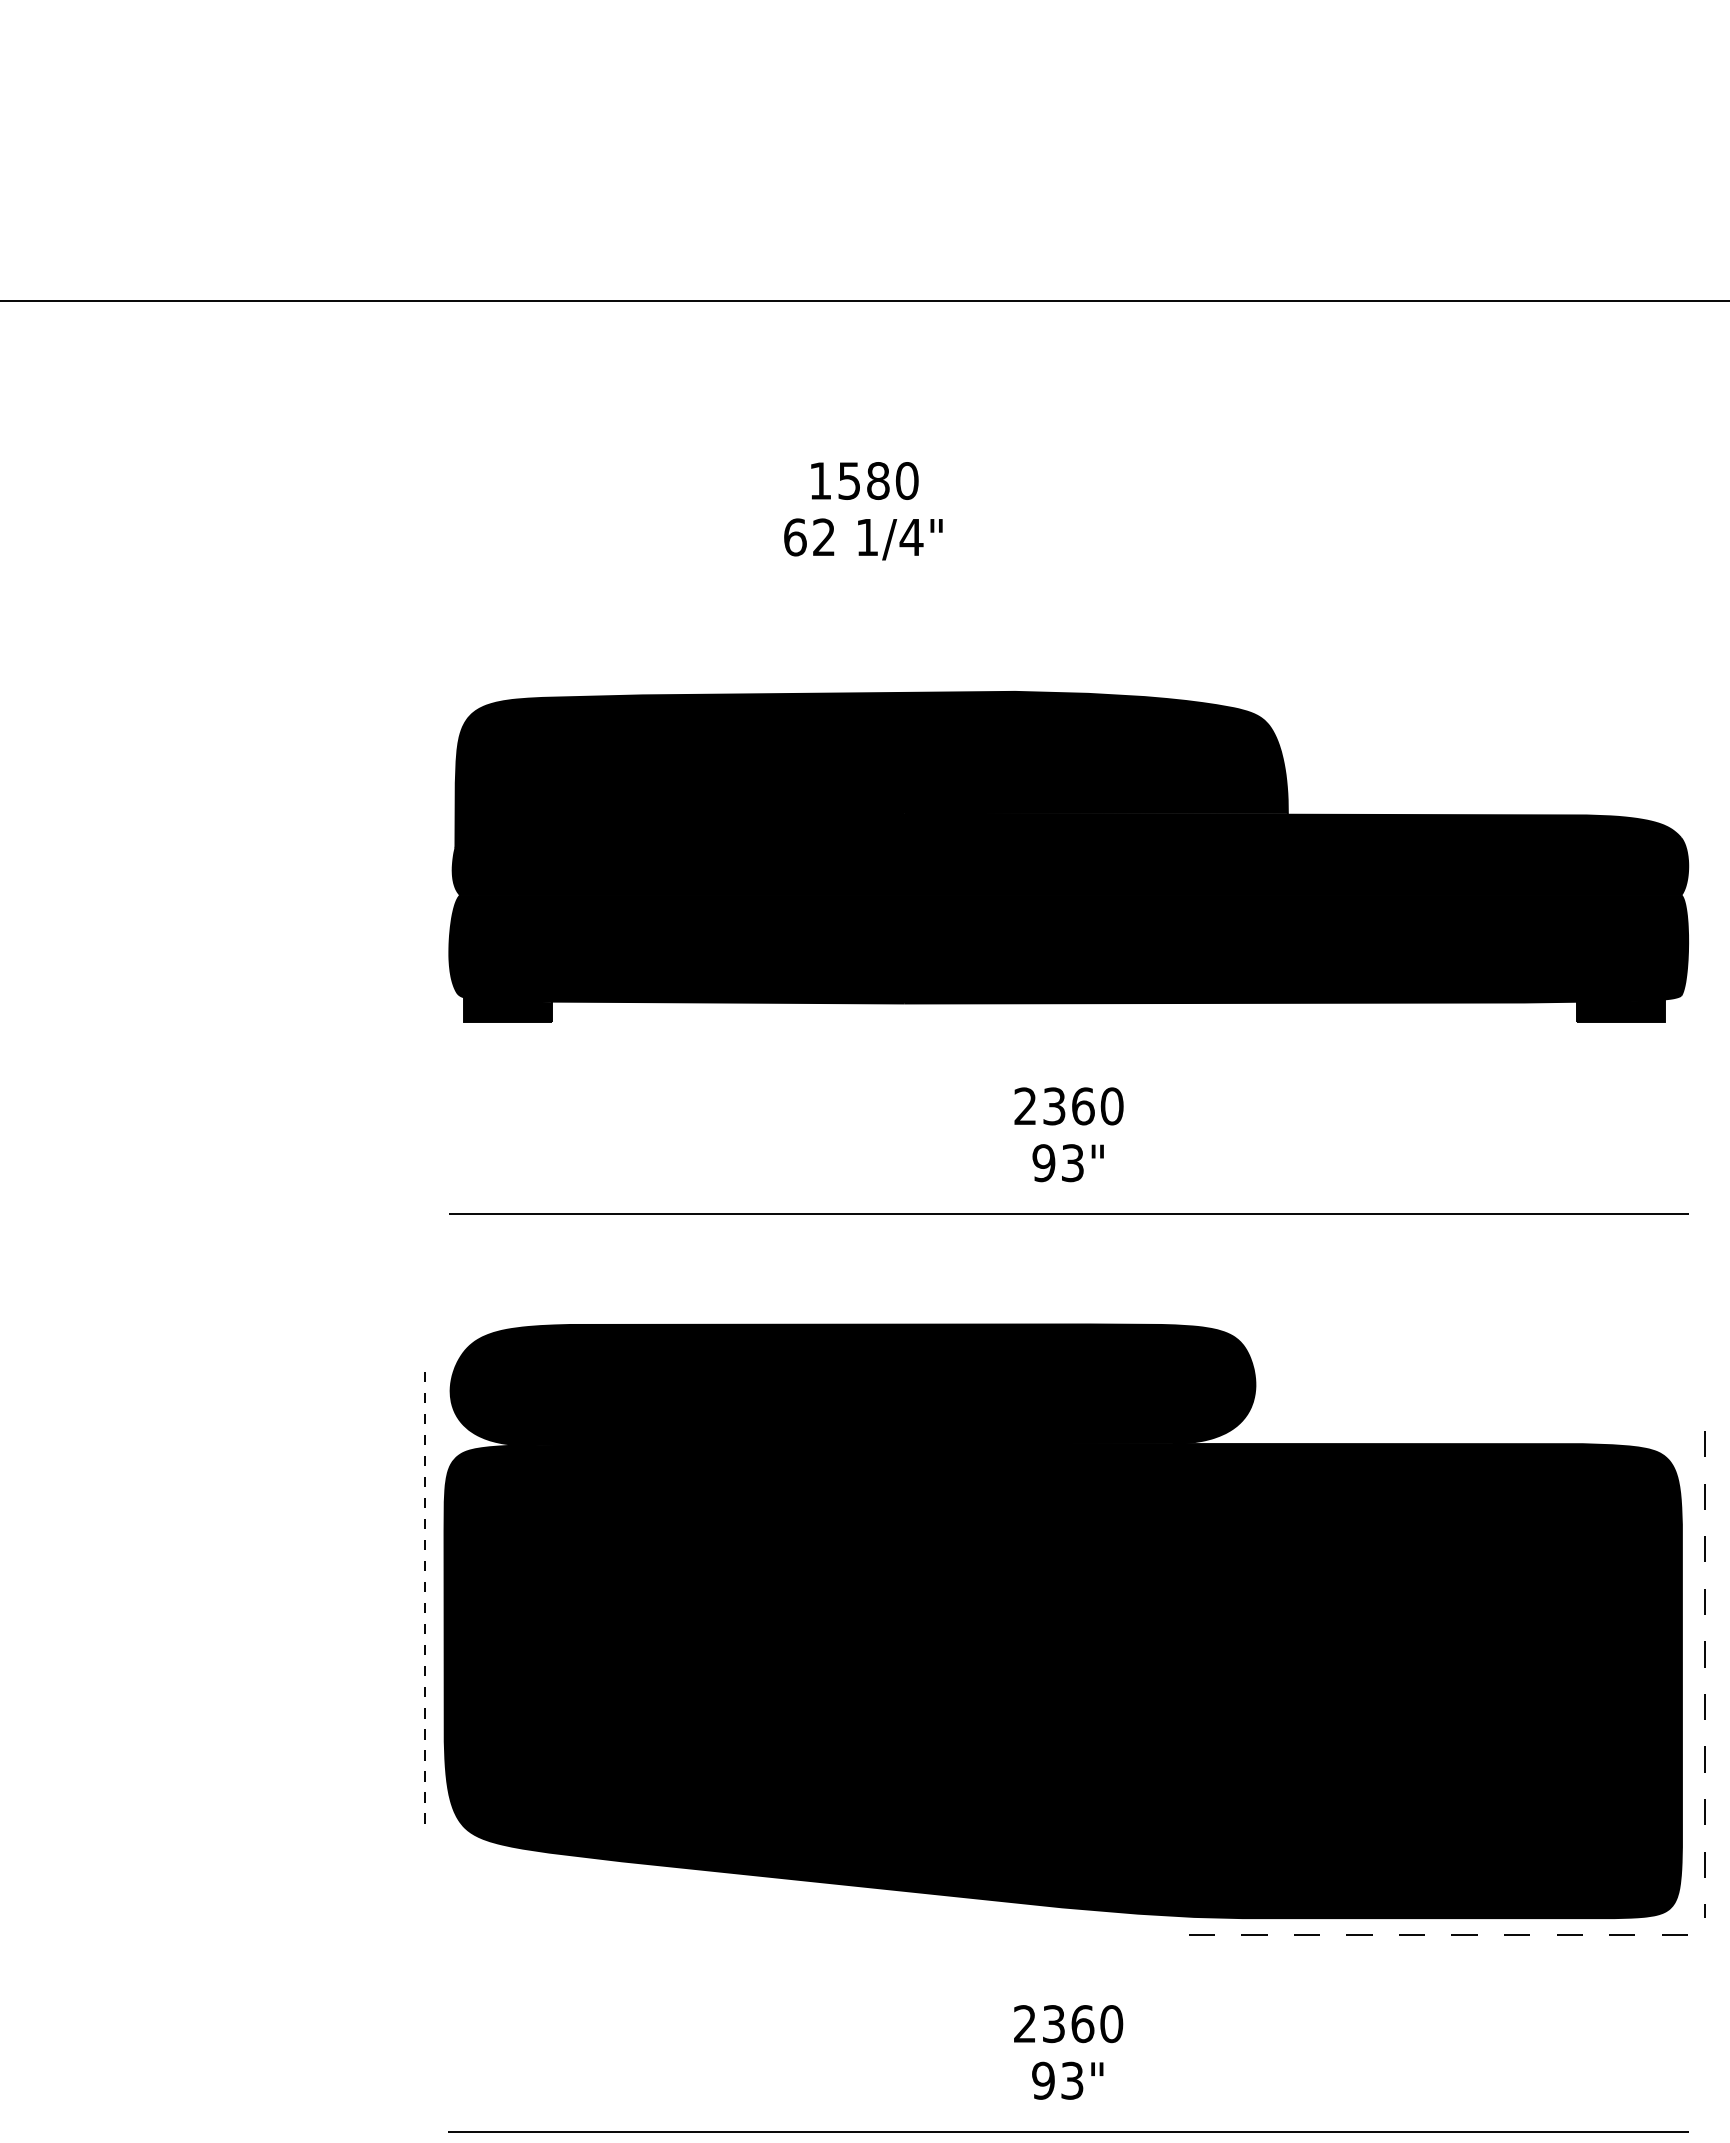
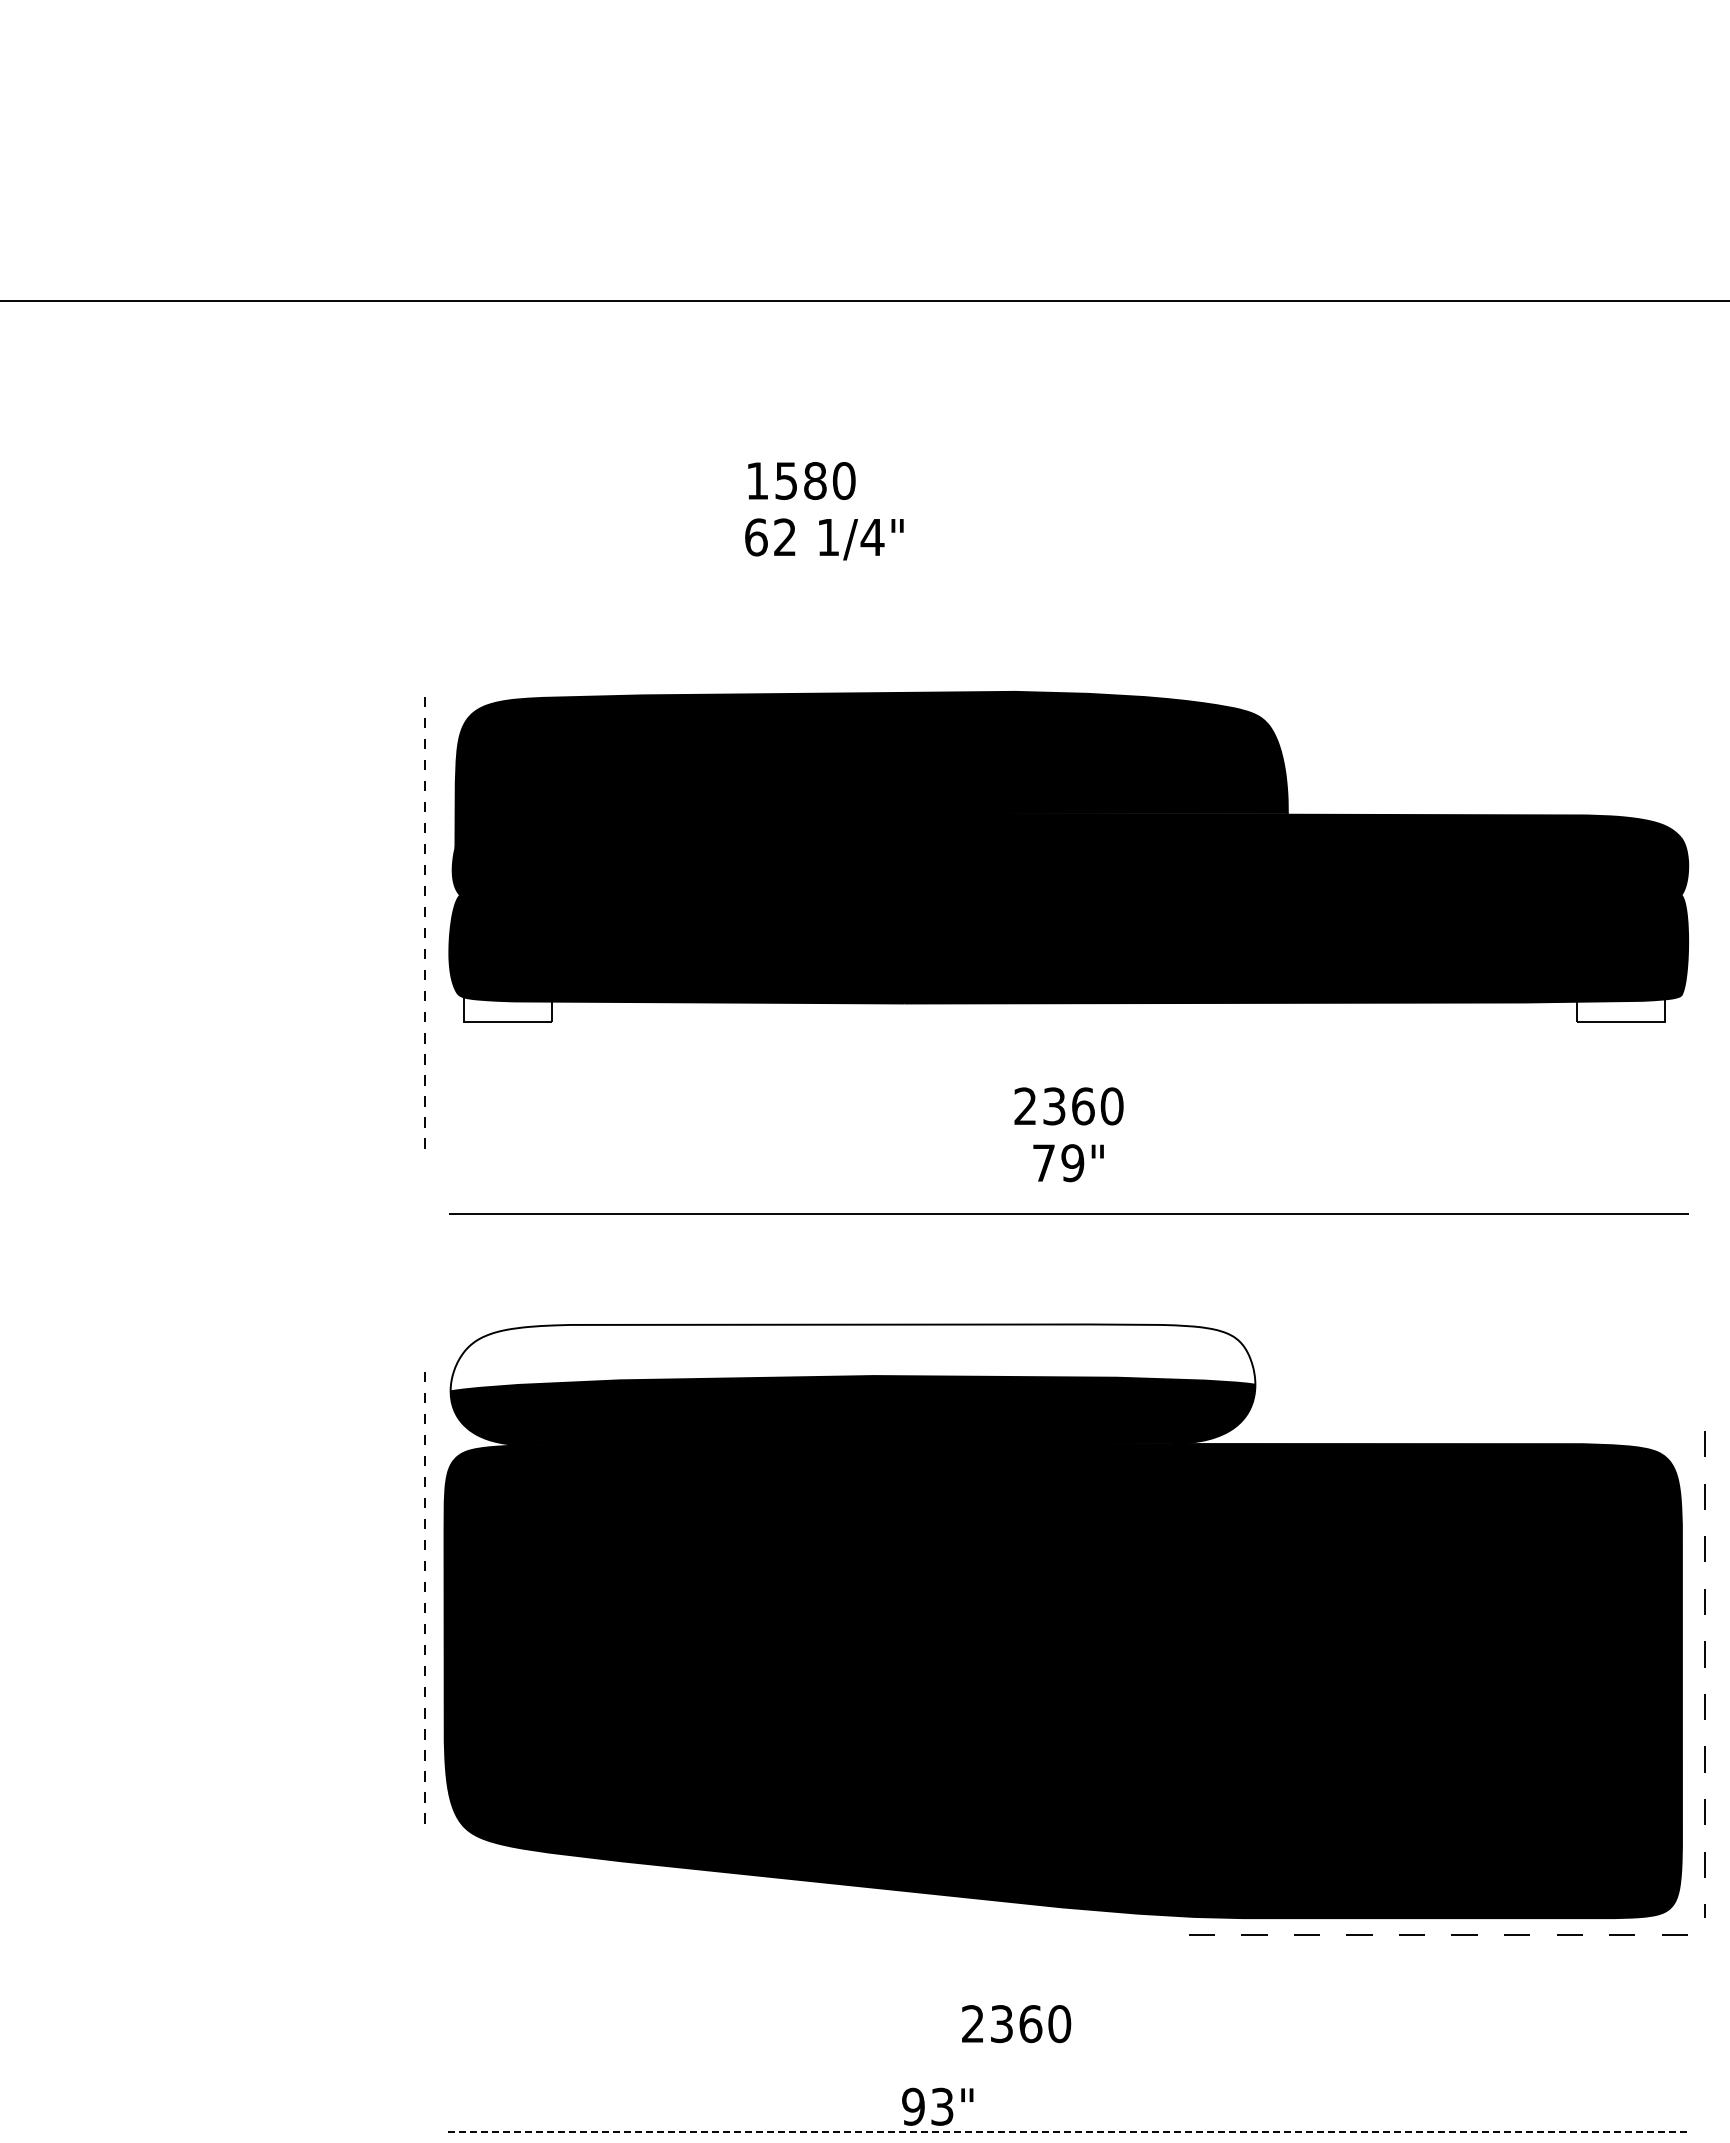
text position: (864, 480) -> (801, 480) (801, 480)
text position: (863, 539) -> (824, 539) (824, 539)
line: none -> present (424, 916)
fill: present -> none (508, 1009)
fill: present -> none (1620, 1010)
text: 93" -> 79" (1058, 1163)
fill: present -> none (852, 1357)
text position: (1068, 2024) -> (1016, 2024) (1016, 2024)
text position: (1067, 2080) -> (937, 2106) (937, 2106)
line: solid -> dashed (1068, 2131)
